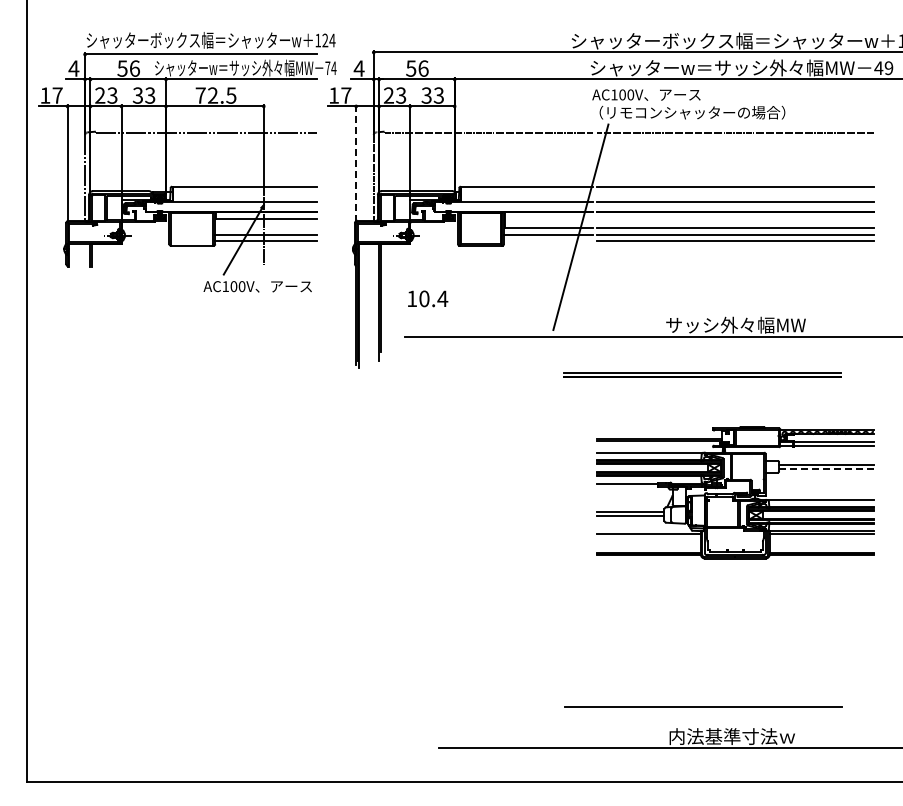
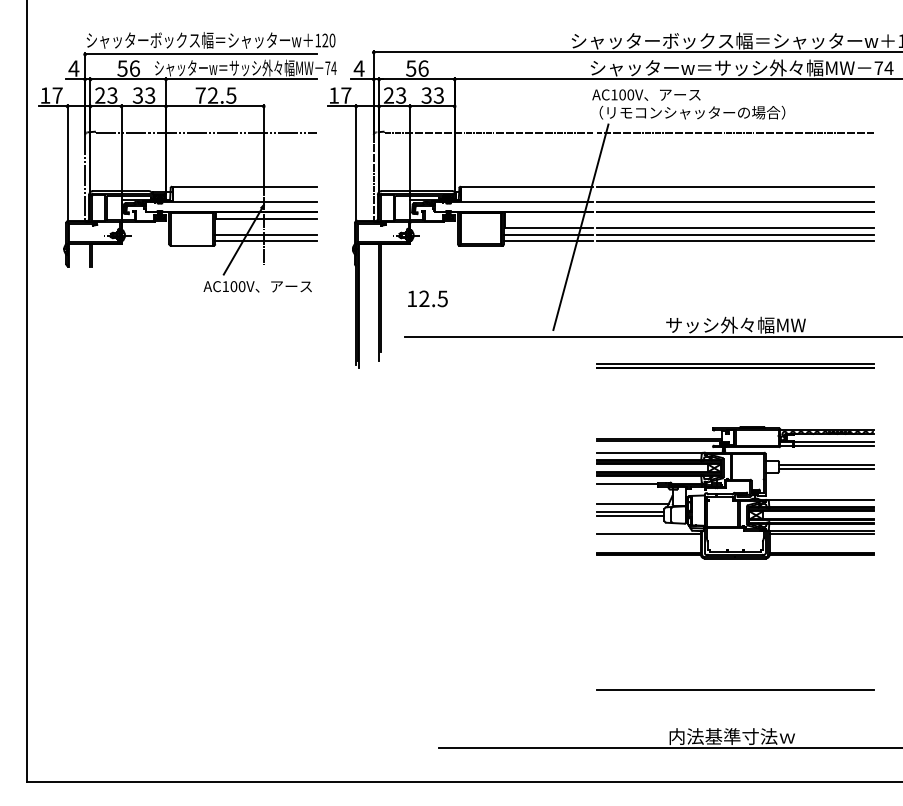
text: 124 -> 120 (332, 40)
text: 49 -> 74 (883, 68)
line: dashed -> solid (356, 163)
line: none -> present (547, 241)
text: 10.4 -> 12.5 (433, 298)
part position: (702, 374) -> (735, 365) (735, 365)
line: dashed -> solid (827, 469)
line: none -> present (632, 503)
line position: (703, 706) -> (735, 689) (735, 689)
